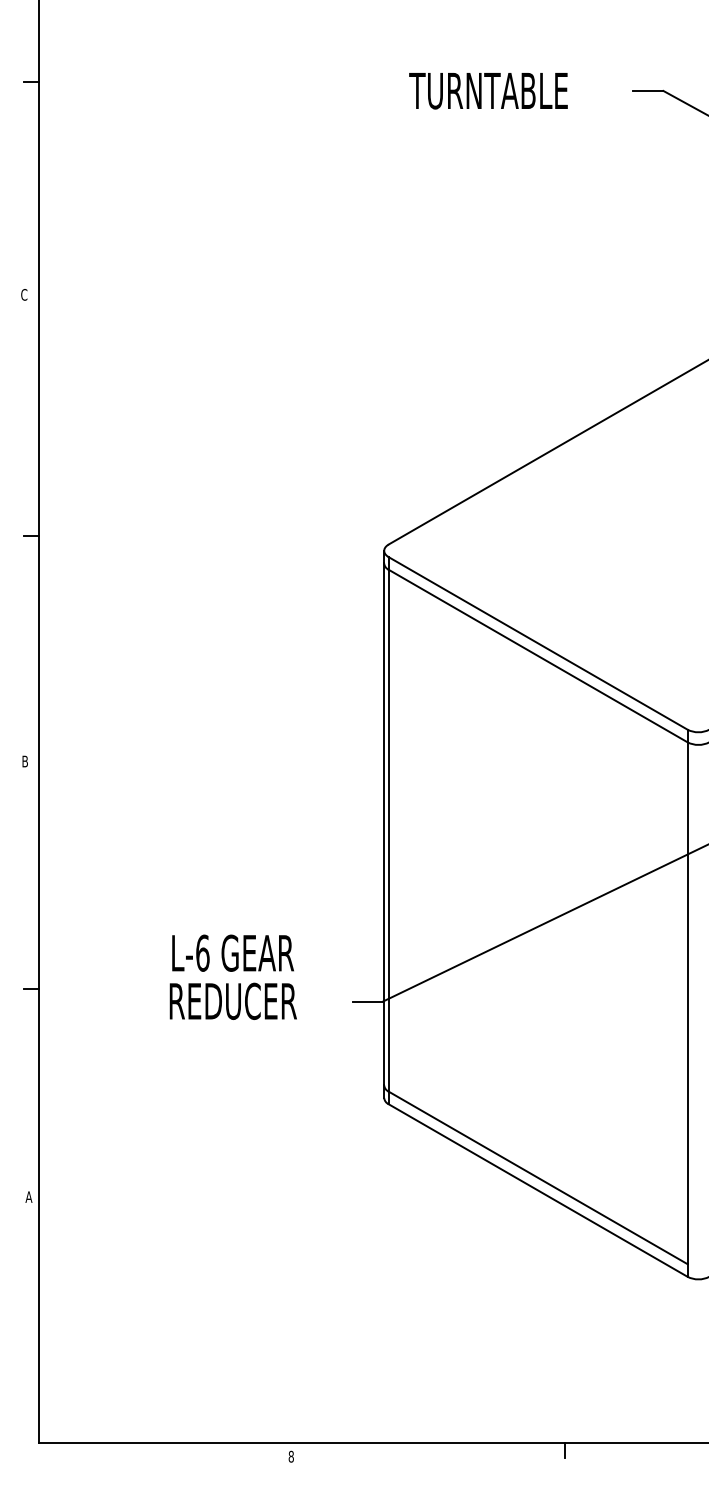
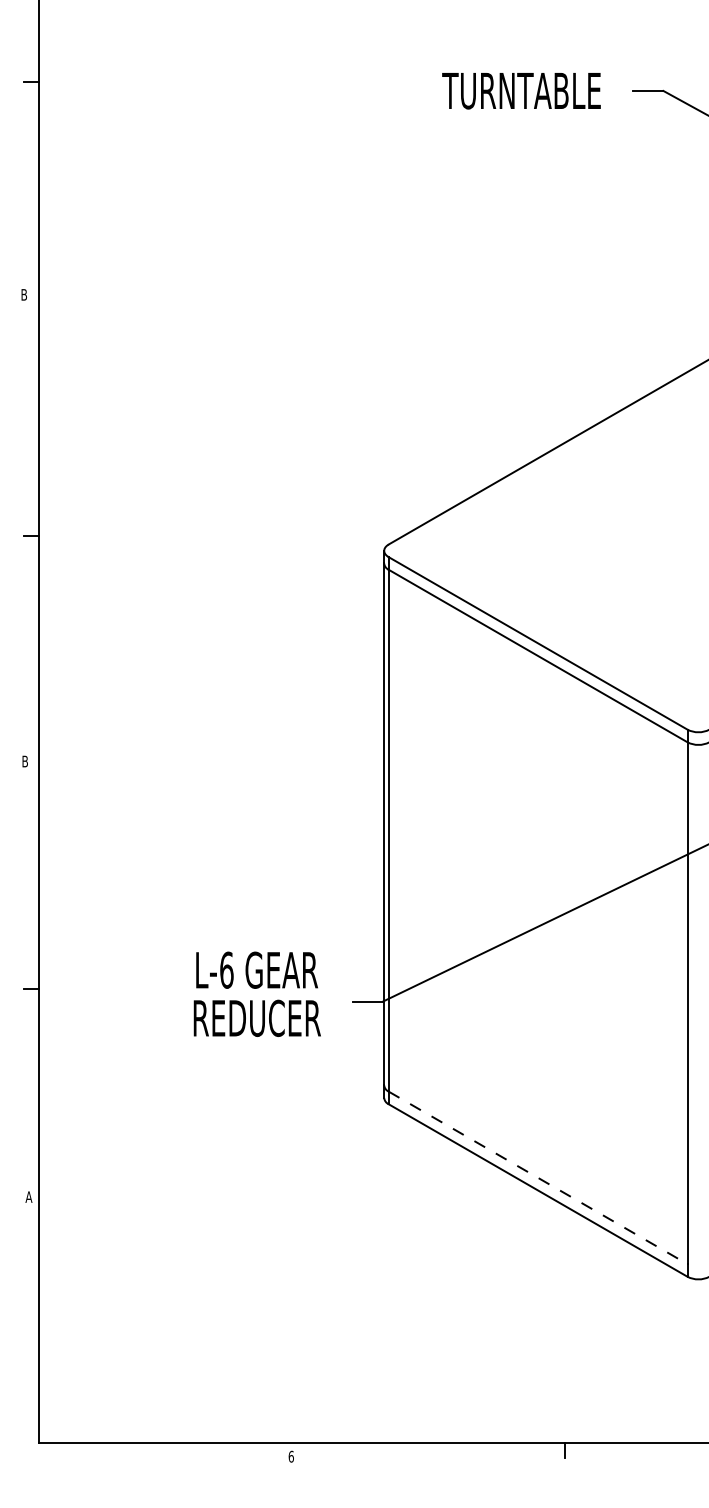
text position: (488, 91) -> (521, 91) (521, 91)
text: C -> B (24, 294)
text position: (232, 976) -> (256, 993) (256, 993)
line: solid -> dashed (538, 1177)
text: 8 -> 6 (290, 1456)
